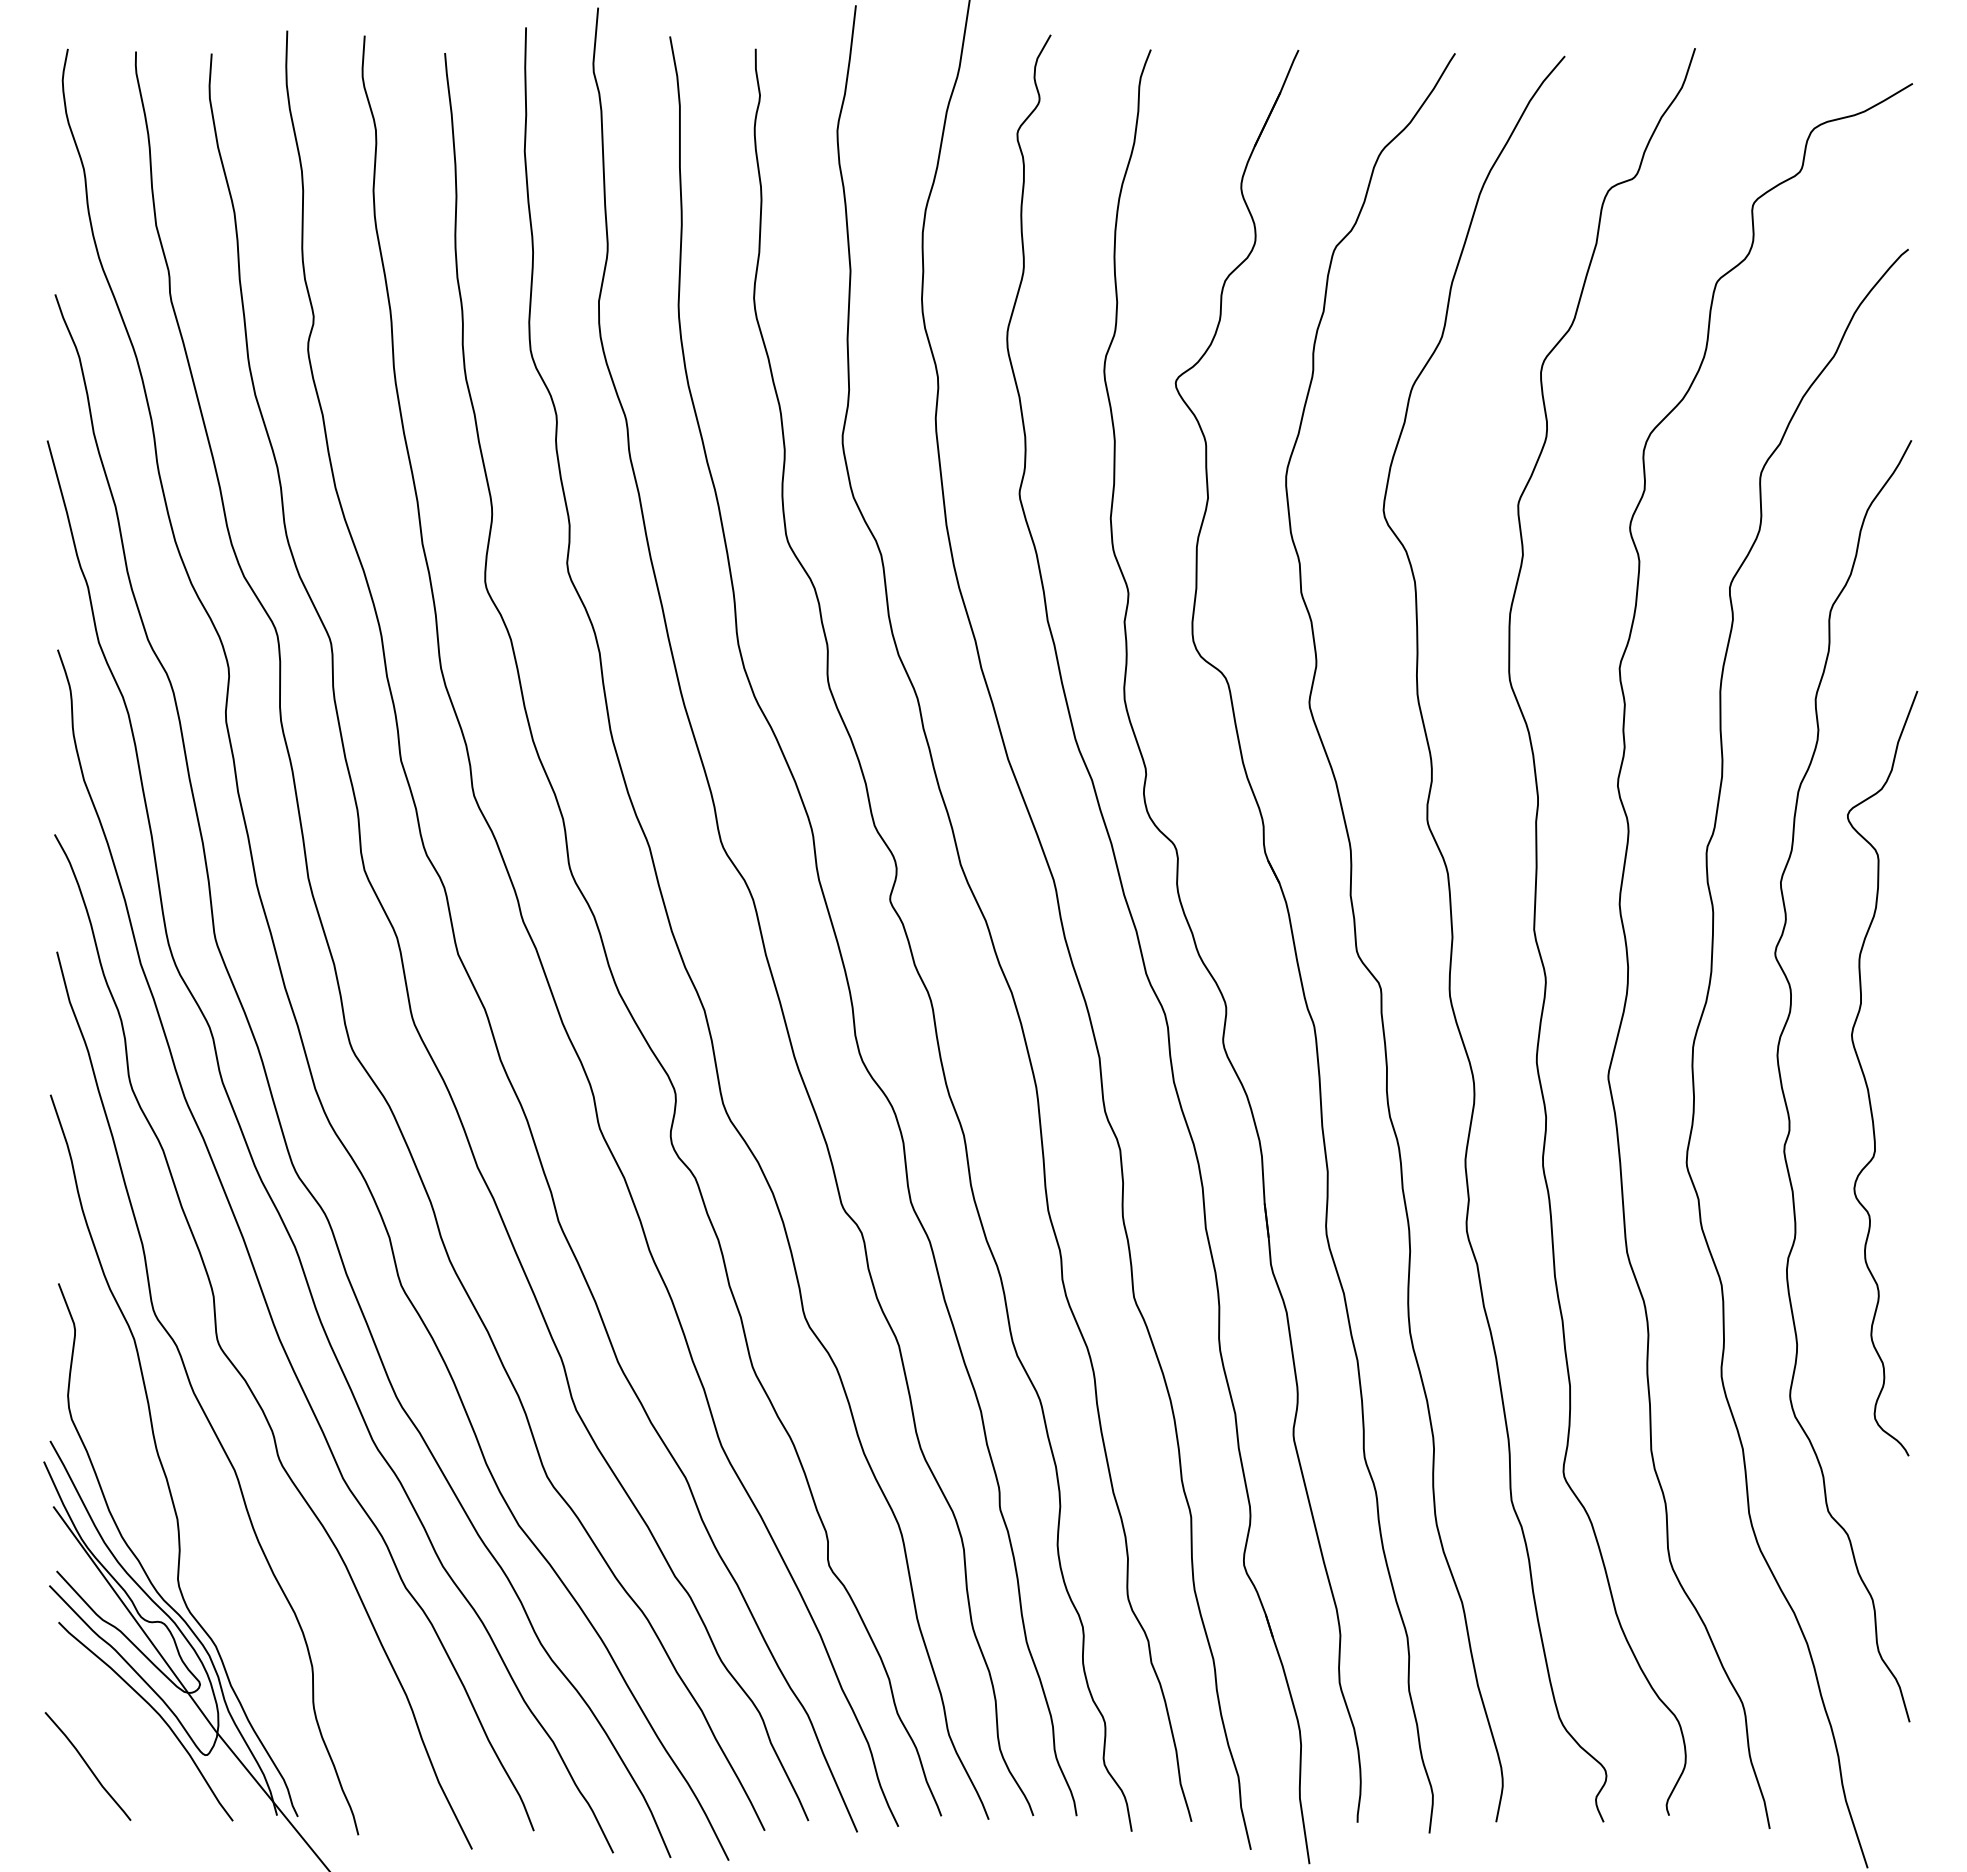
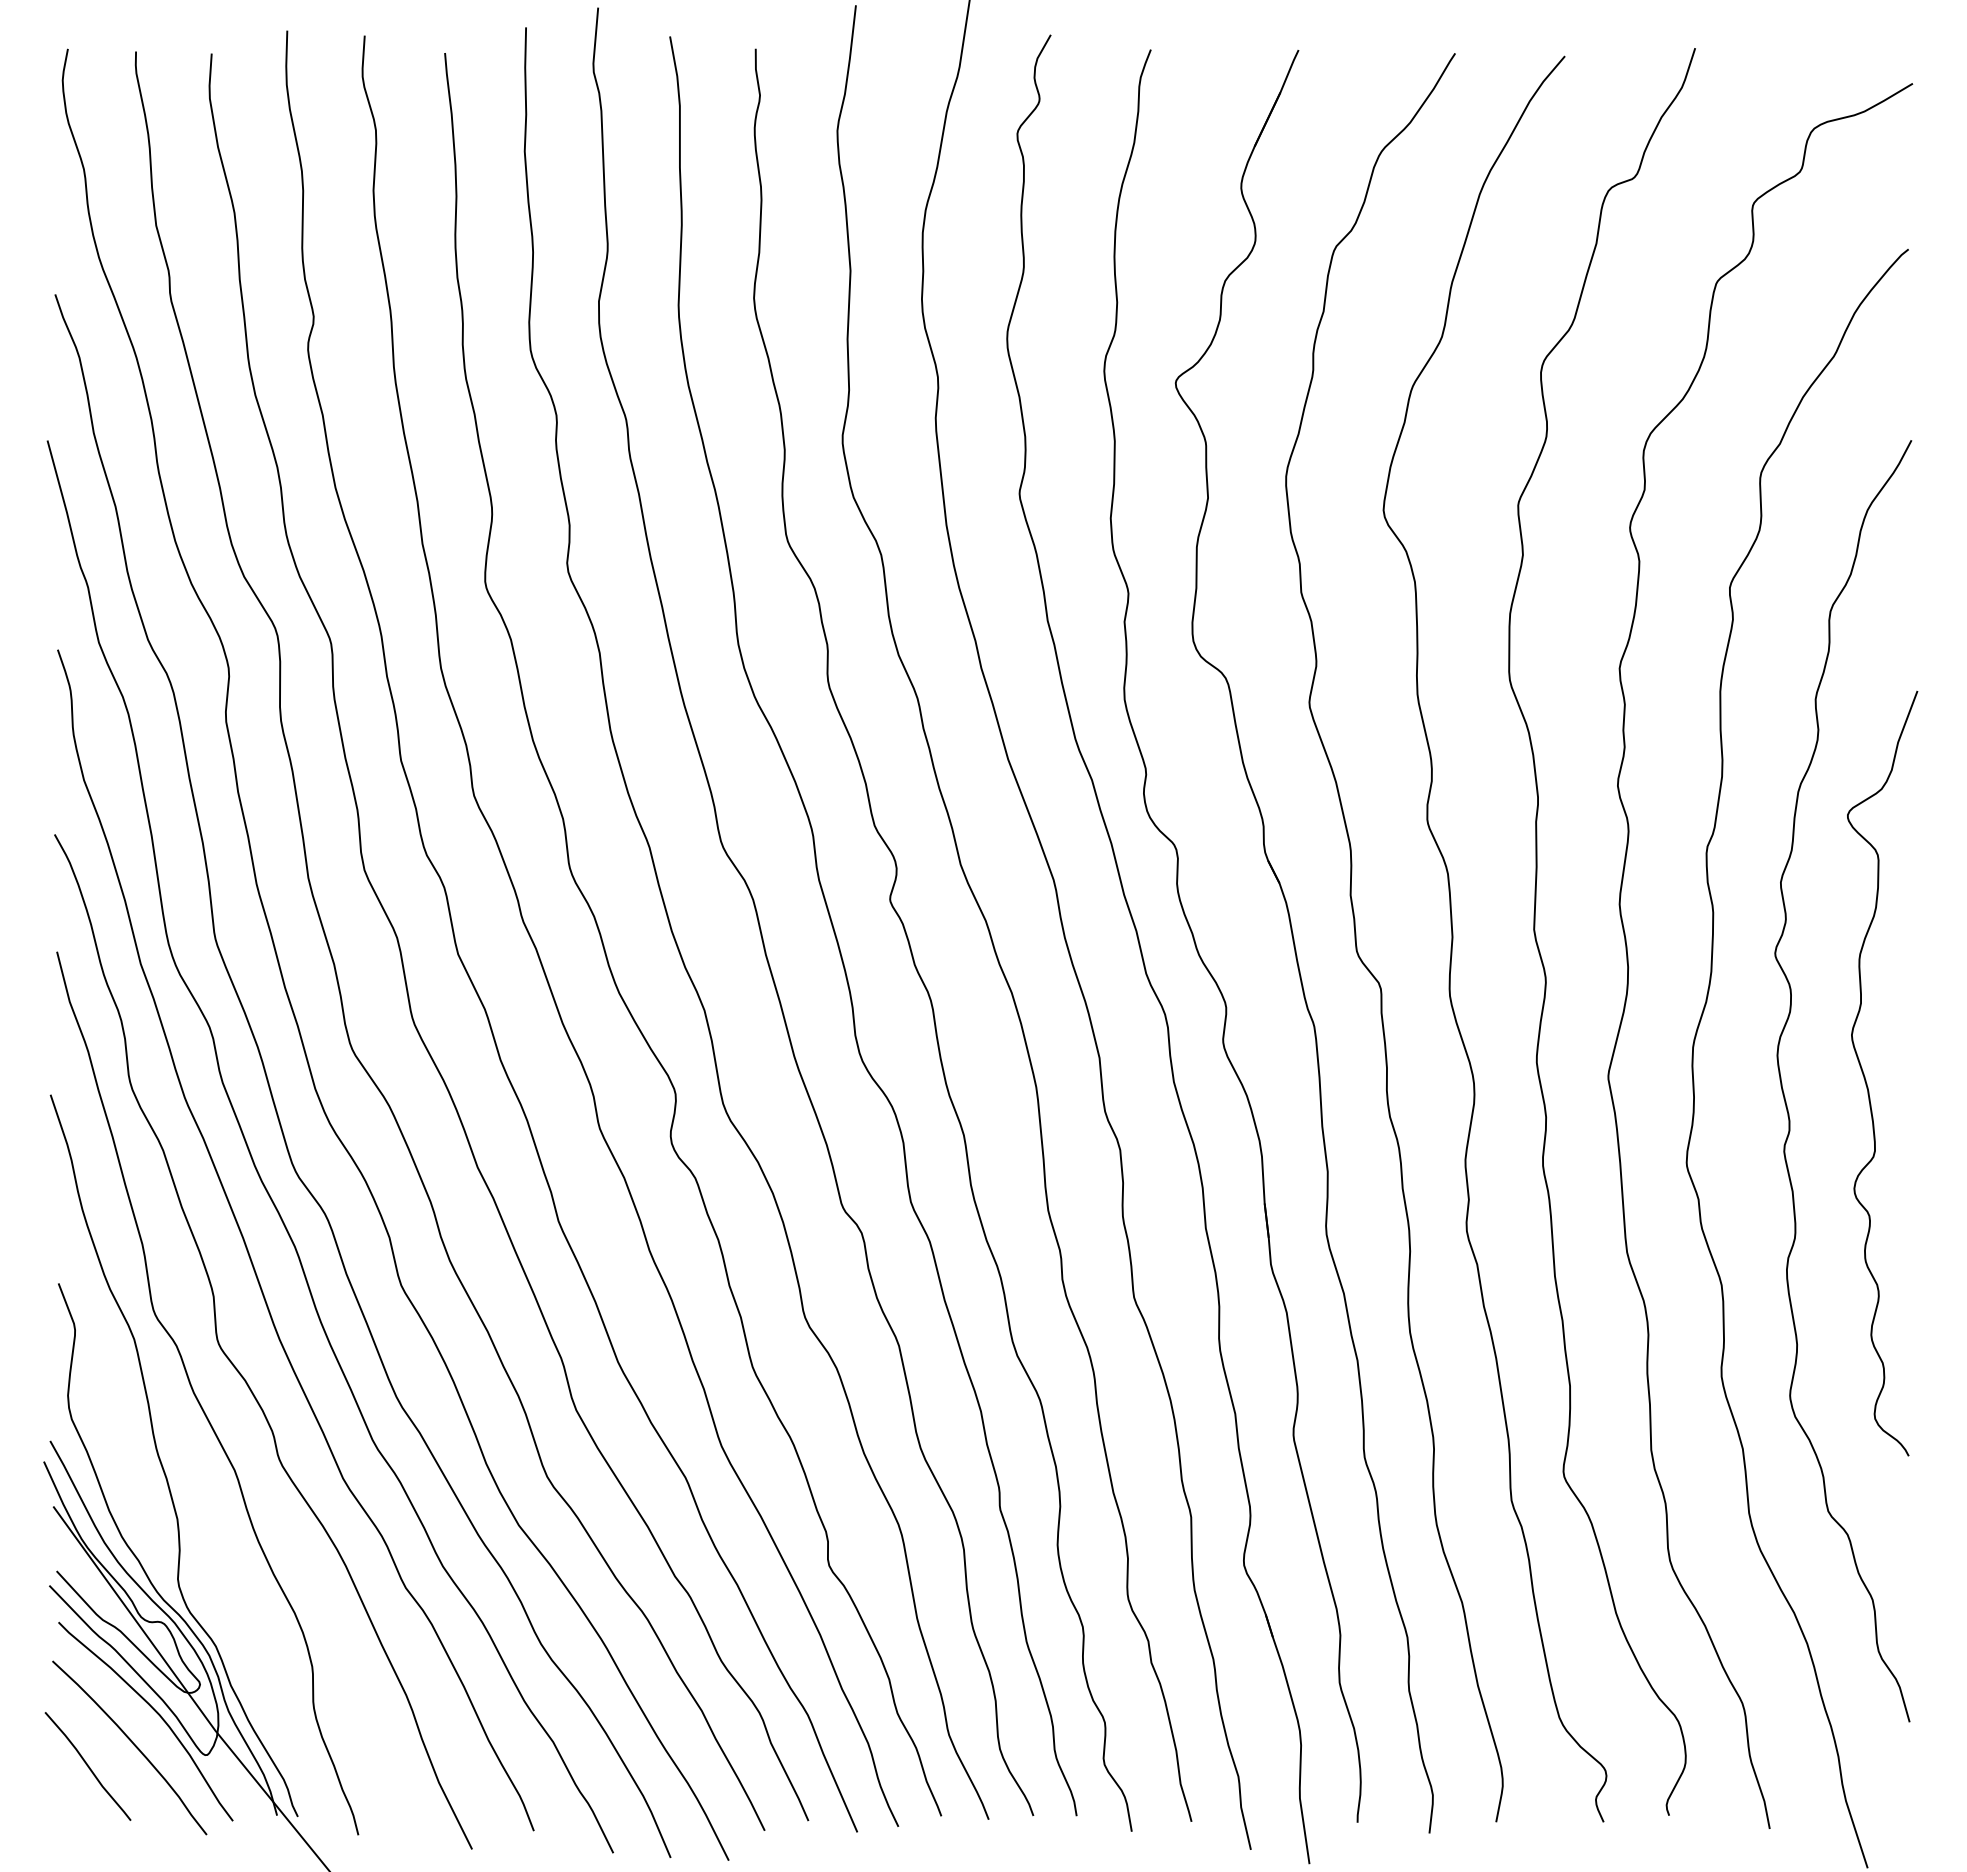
curve: none -> present (133, 1745)
